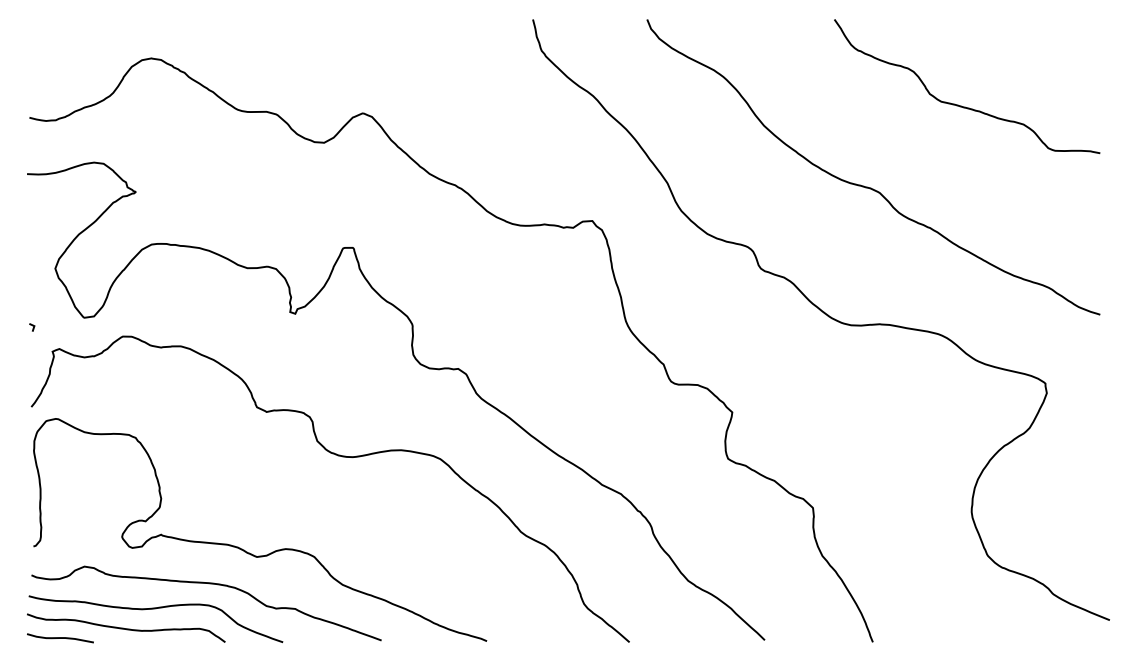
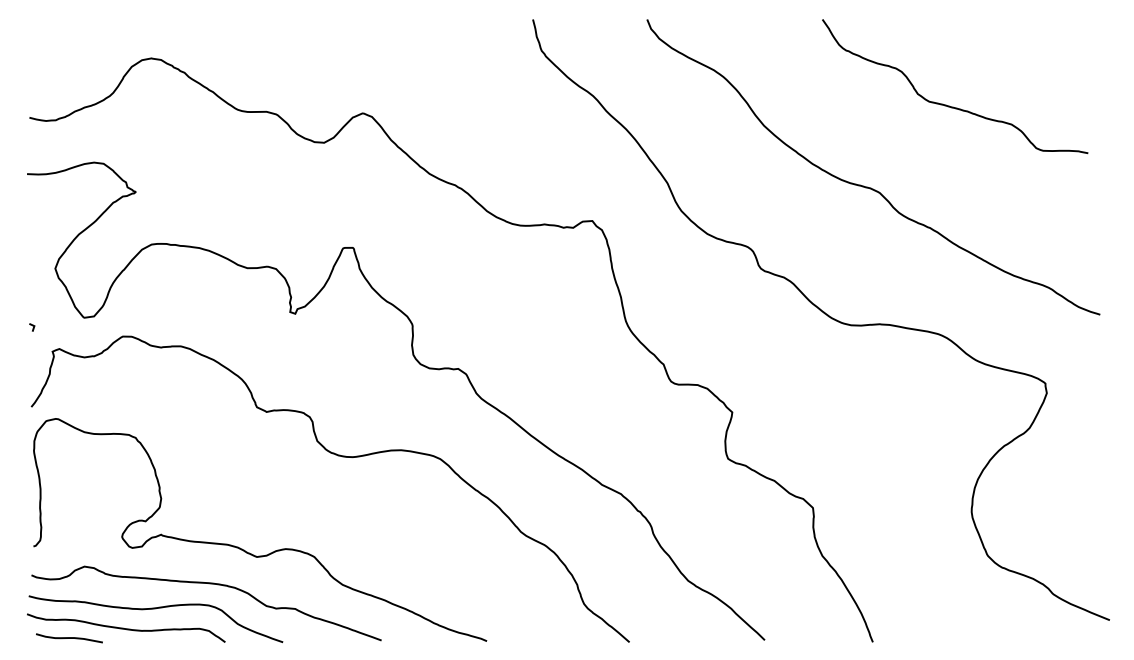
curve position: (961, 105) -> (949, 105) (949, 105)
curve position: (60, 638) -> (69, 638) (69, 638)
